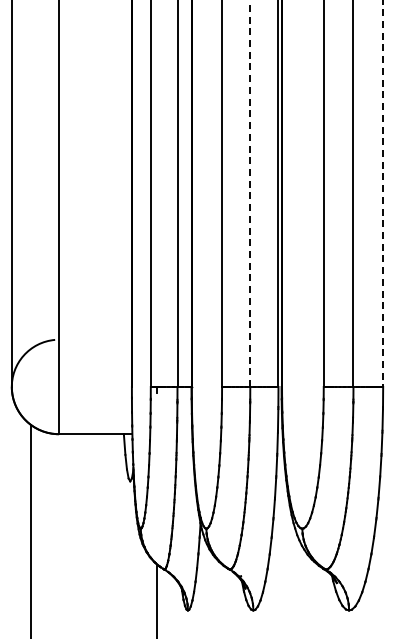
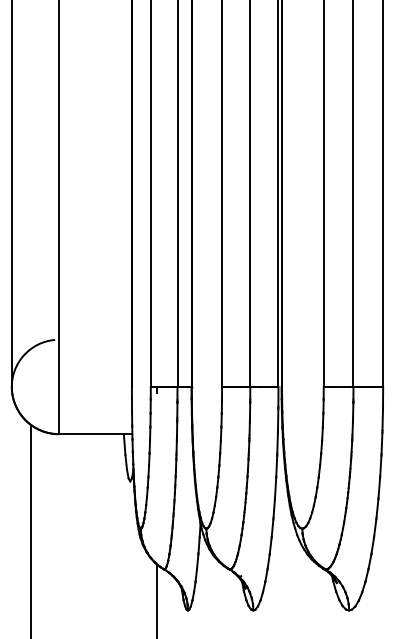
line: dashed -> solid (250, 193)
line: dashed -> solid (383, 193)
